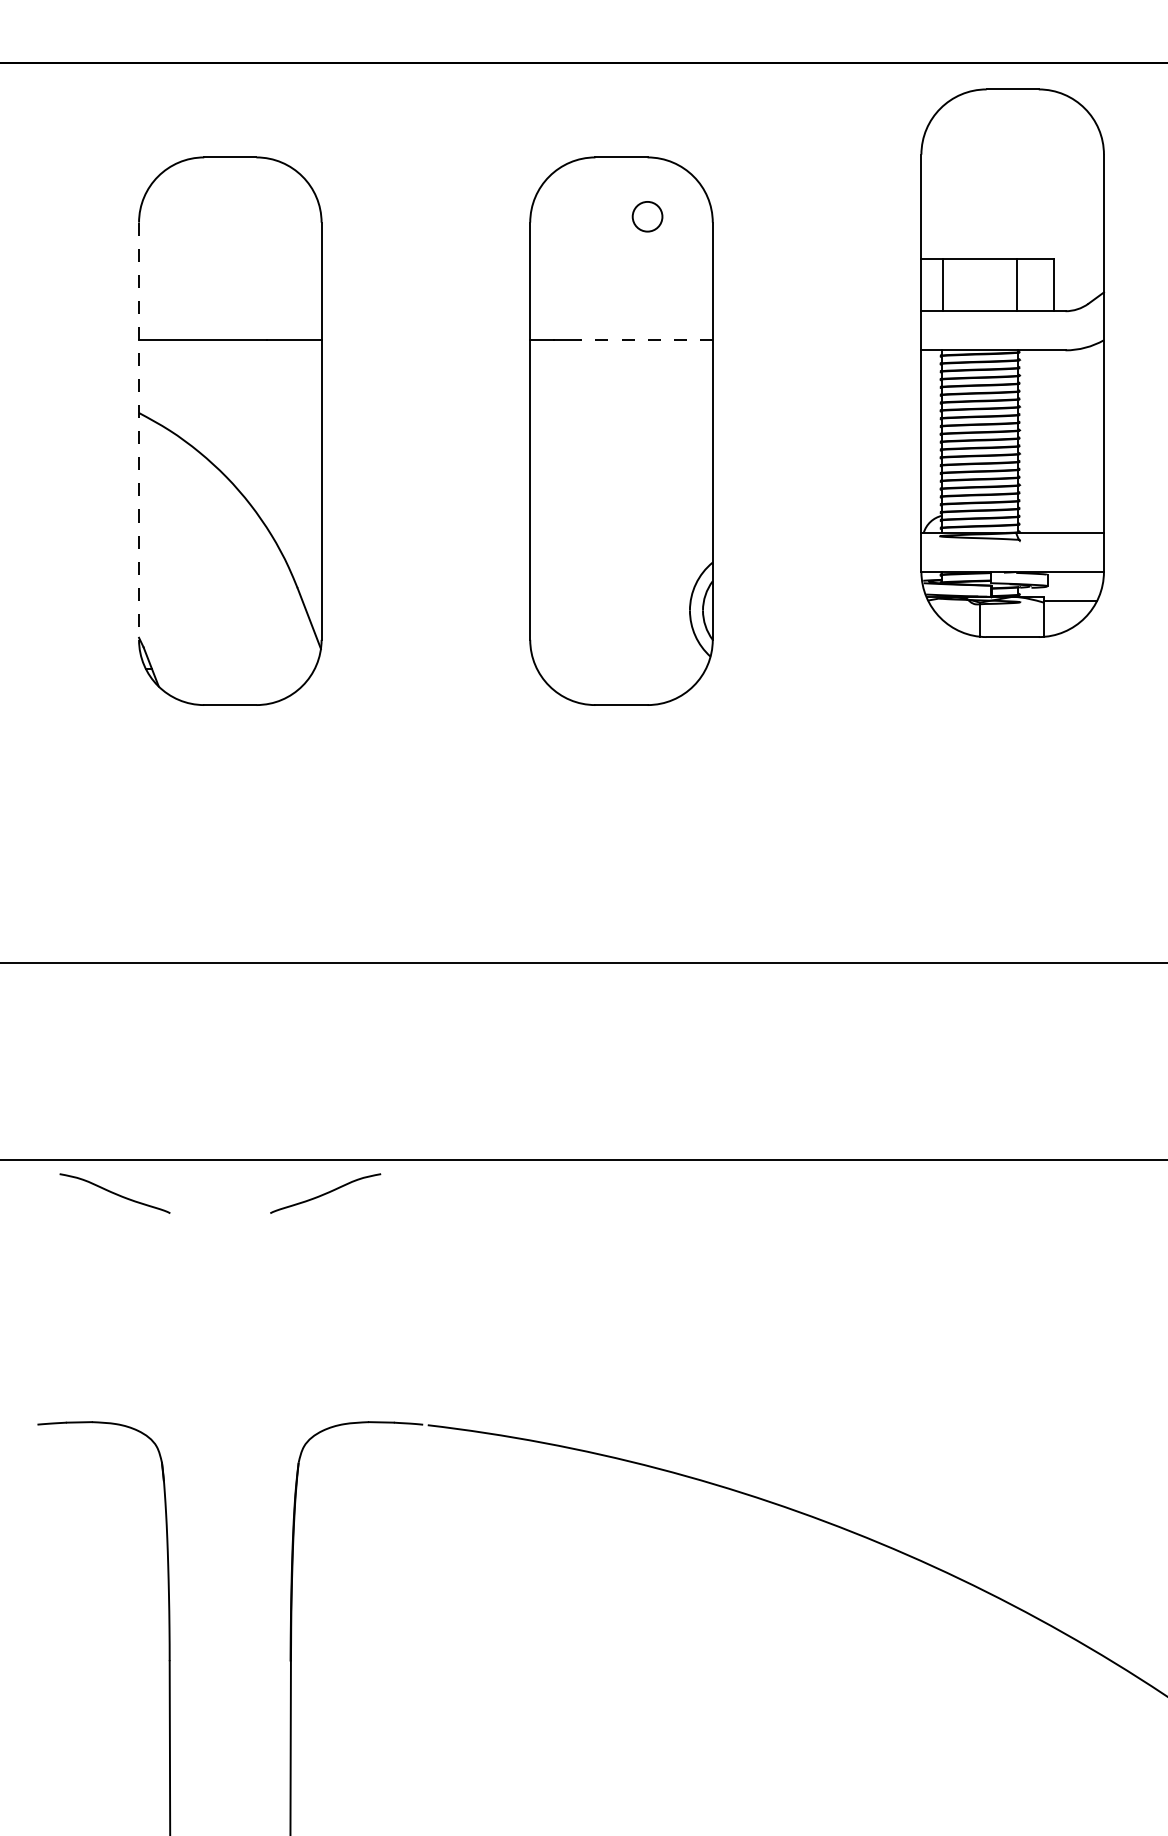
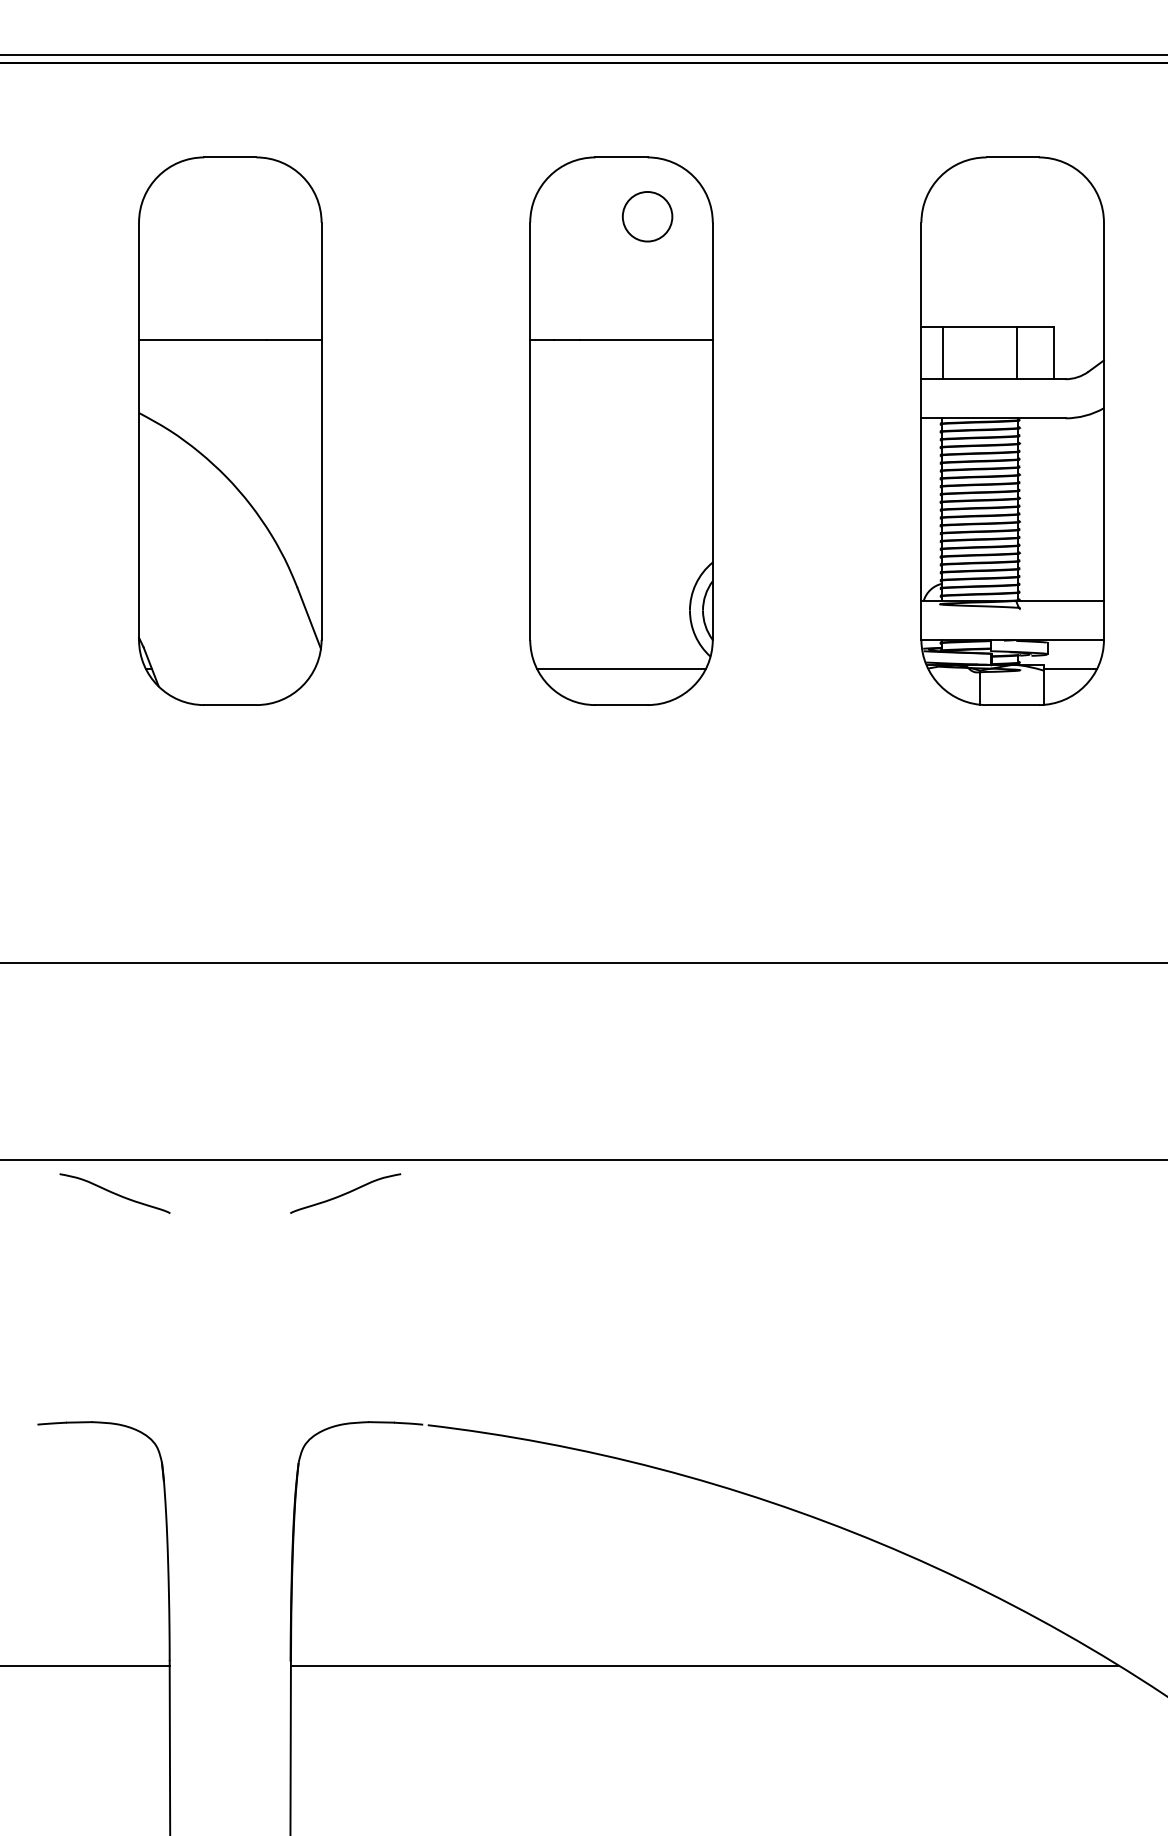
line: none -> present (583, 55)
circle diameter: 30 px -> 50 px (647, 216)
line: dashed -> solid (645, 339)
part position: (1012, 362) -> (1012, 430) (1012, 430)
line: dashed -> solid (139, 431)
line: none -> present (621, 669)
curve position: (325, 1193) -> (345, 1193) (345, 1193)
line: none -> present (85, 1665)
line: none -> present (704, 1665)
